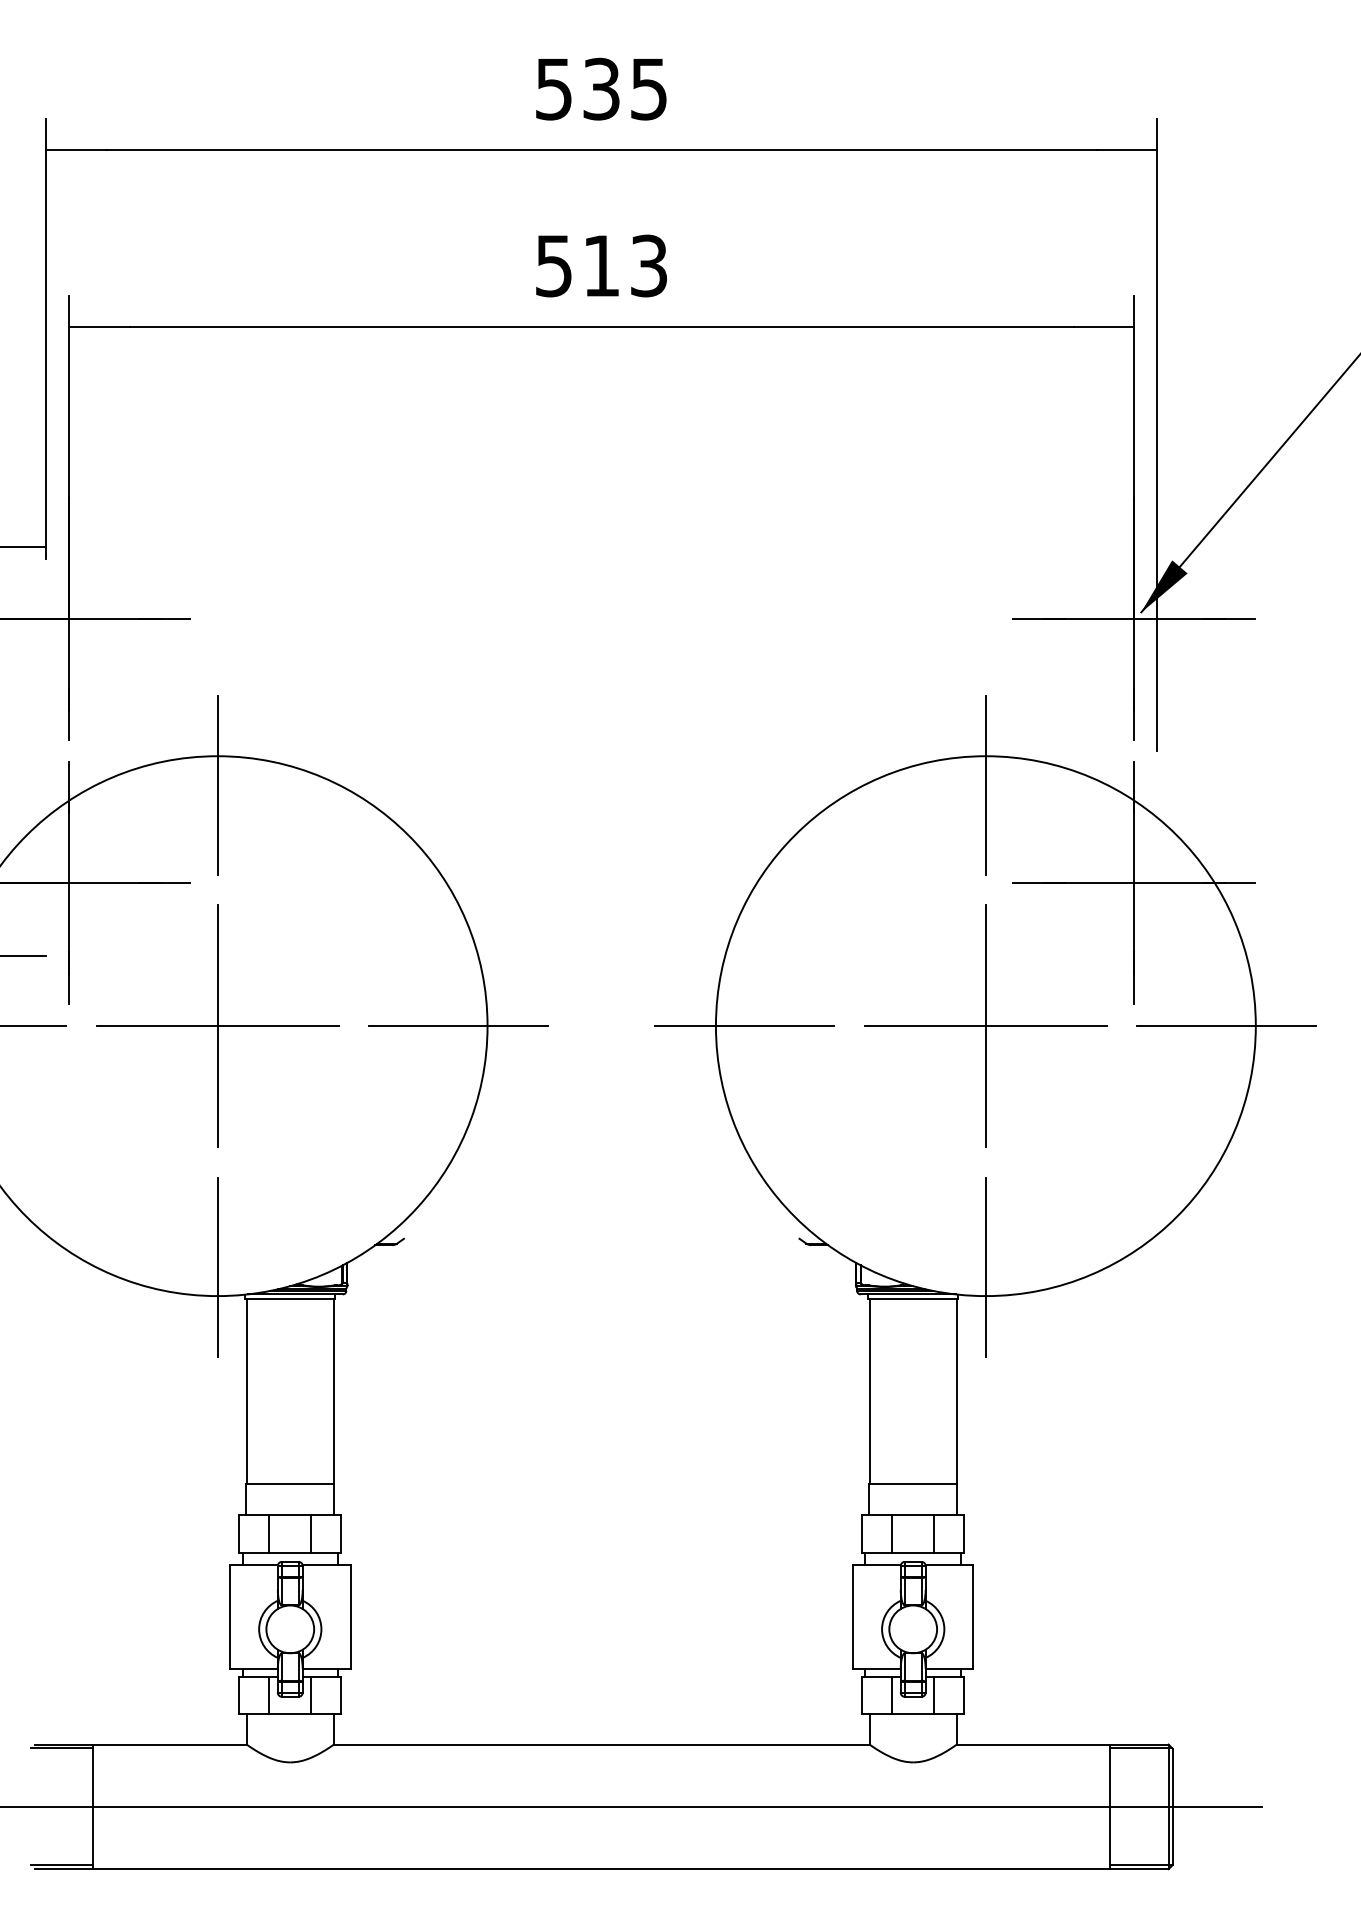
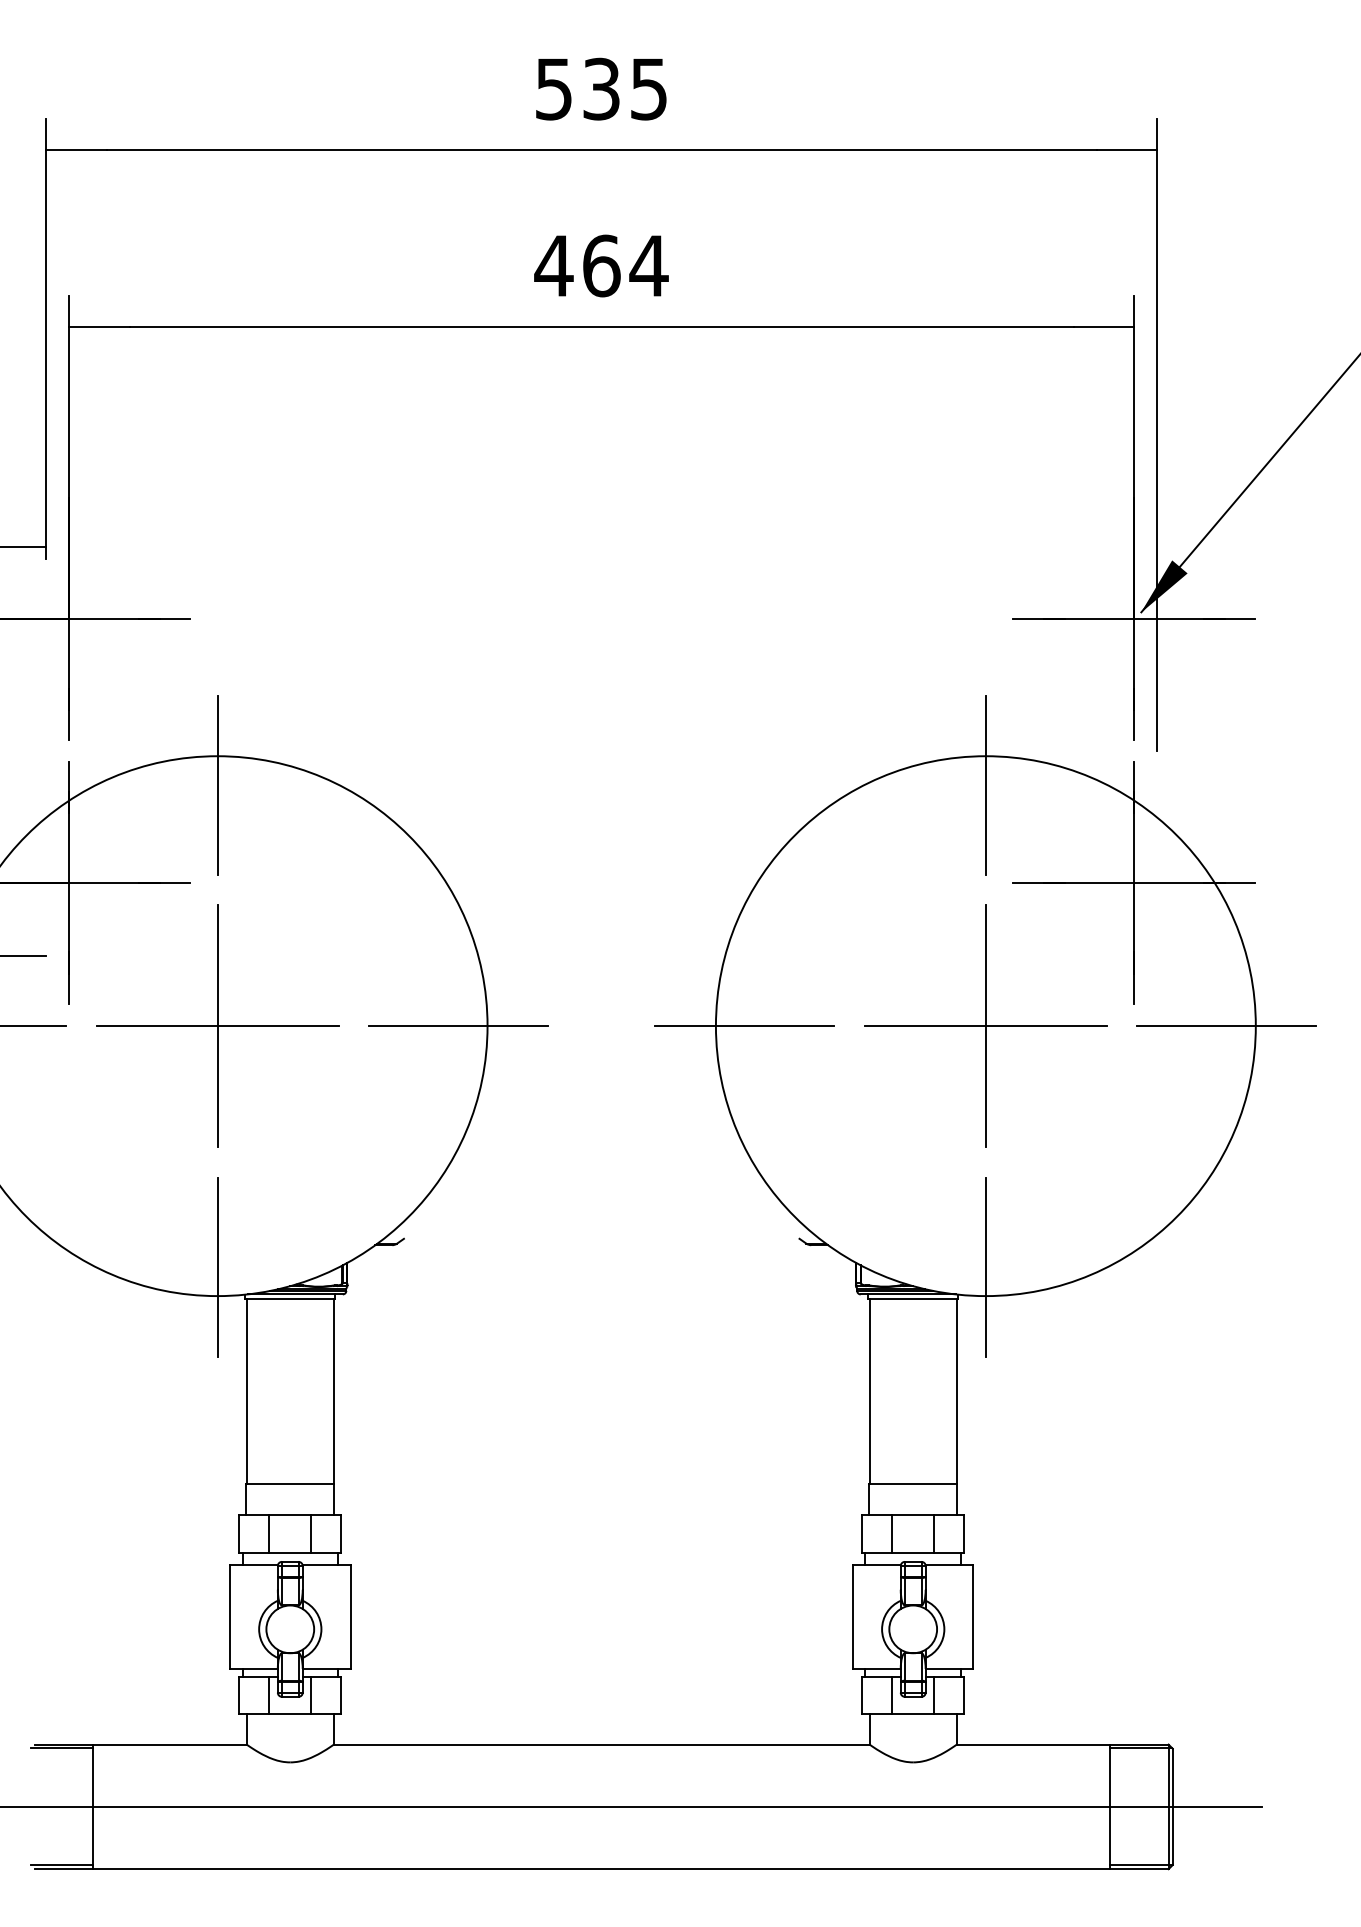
text: 513 -> 464 (601, 265)
